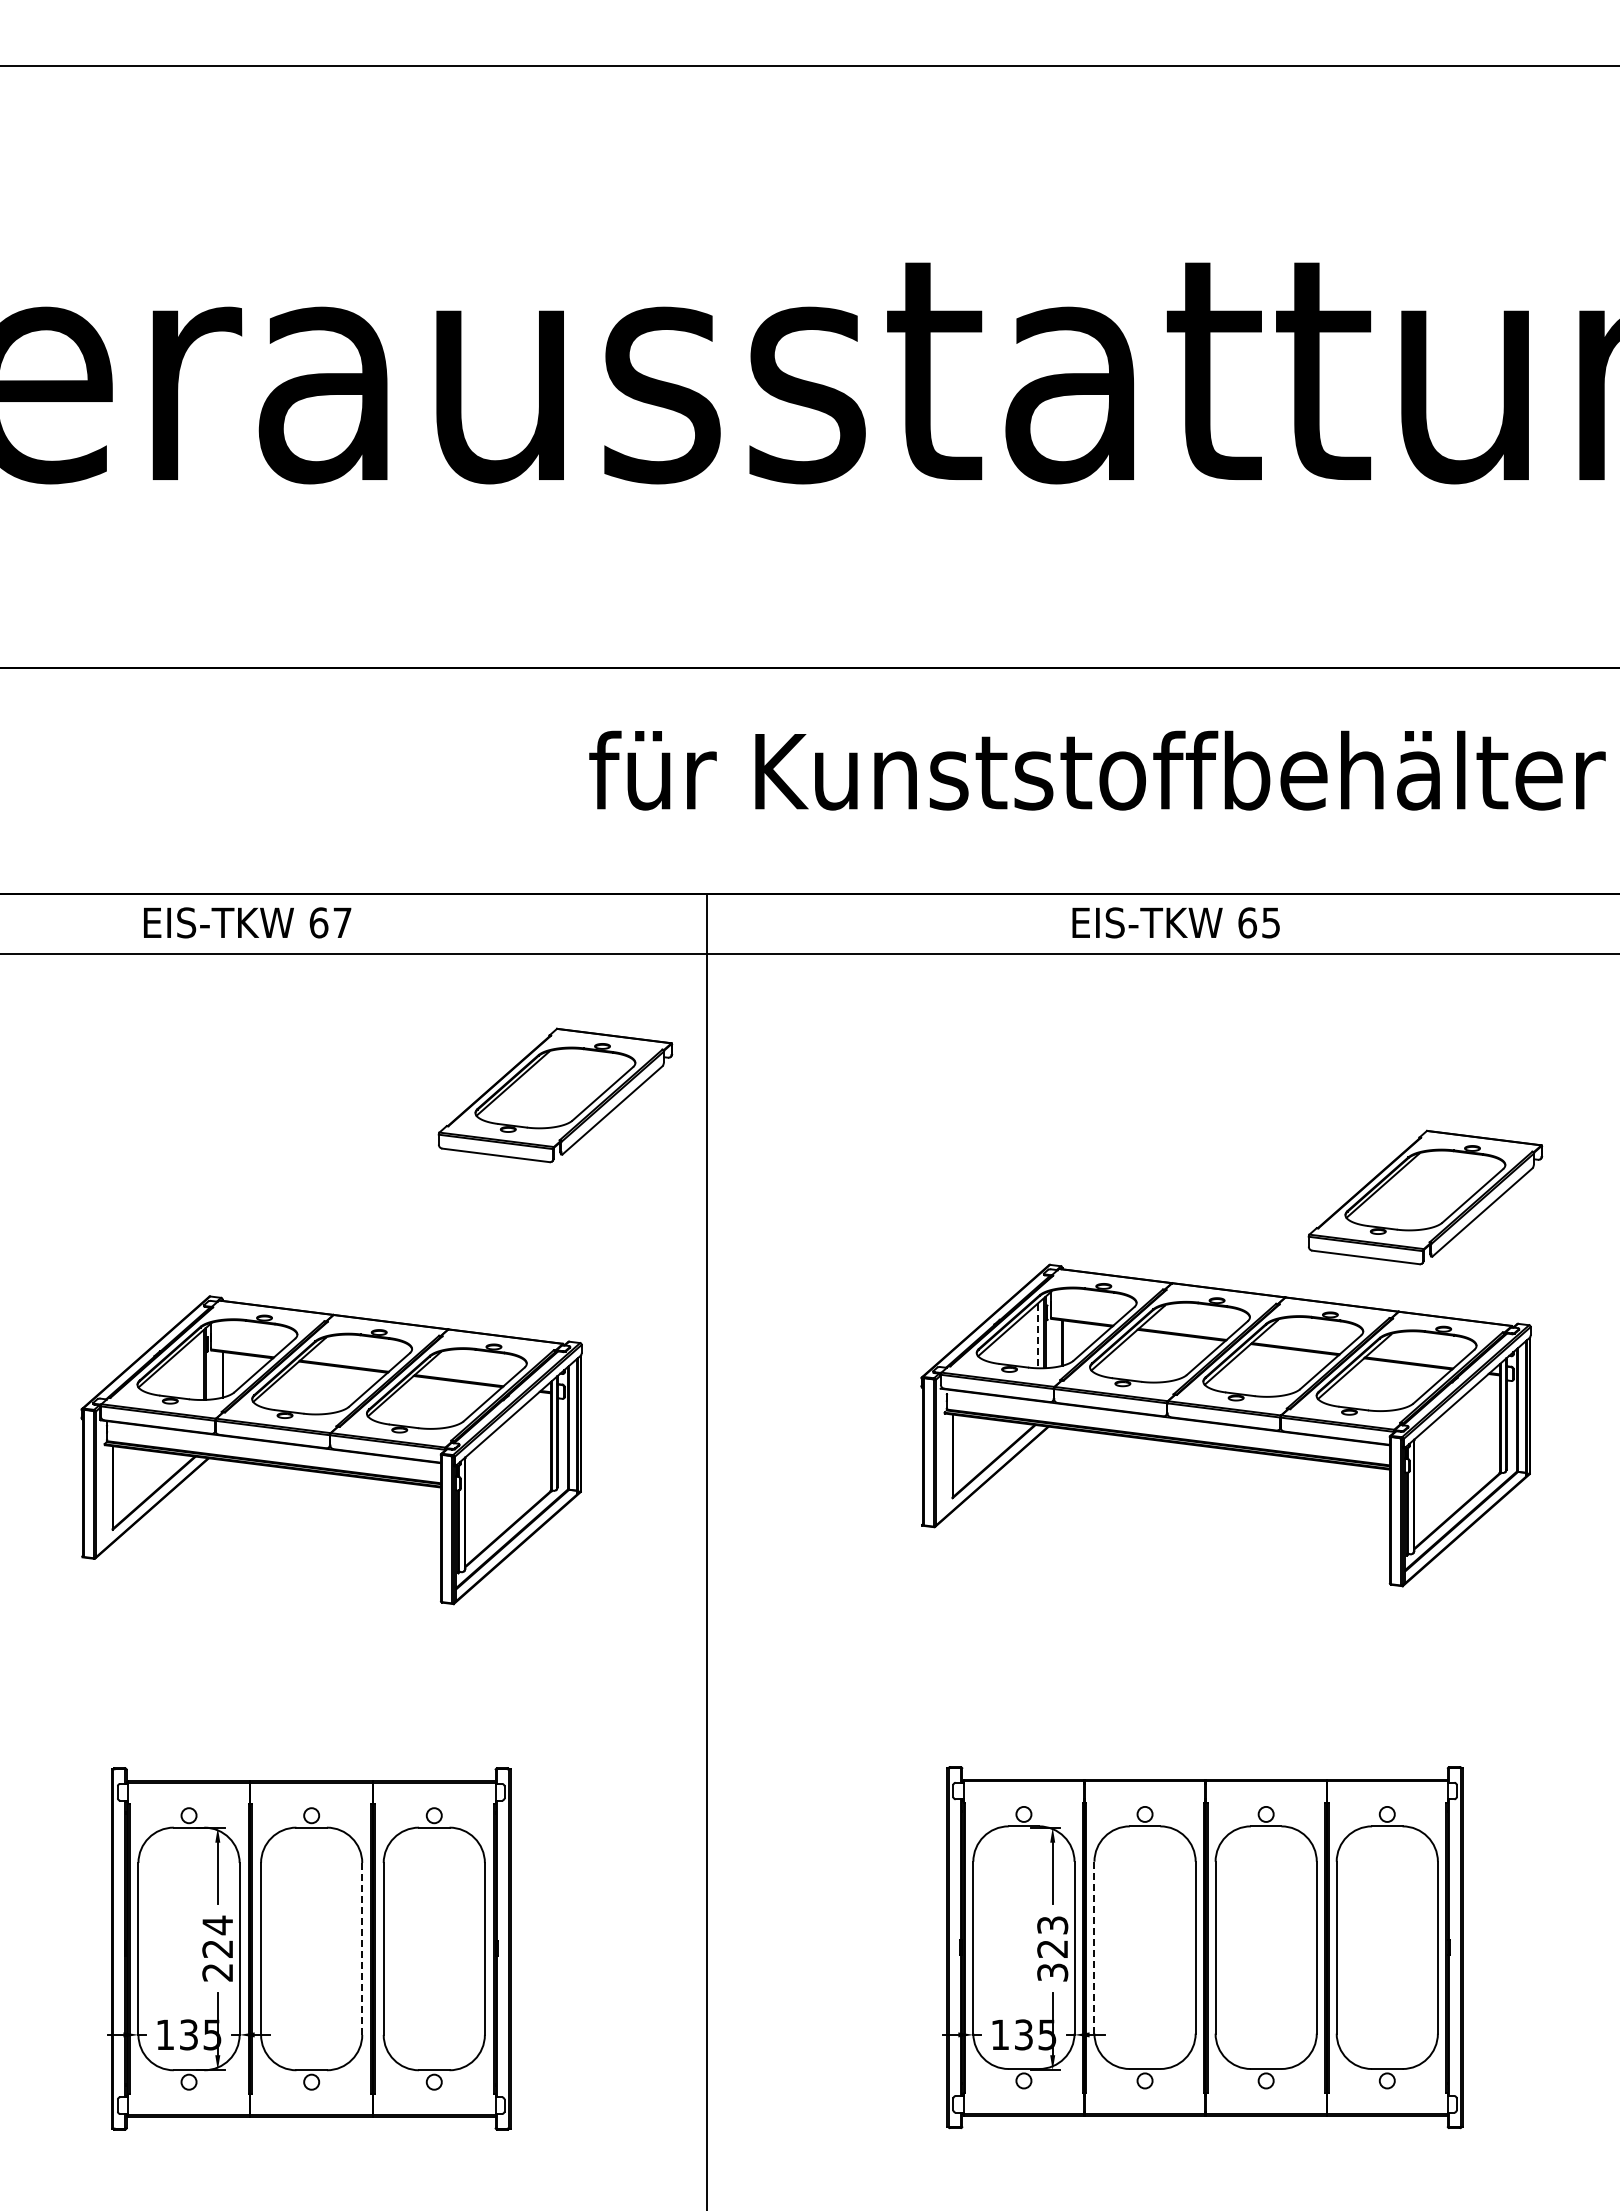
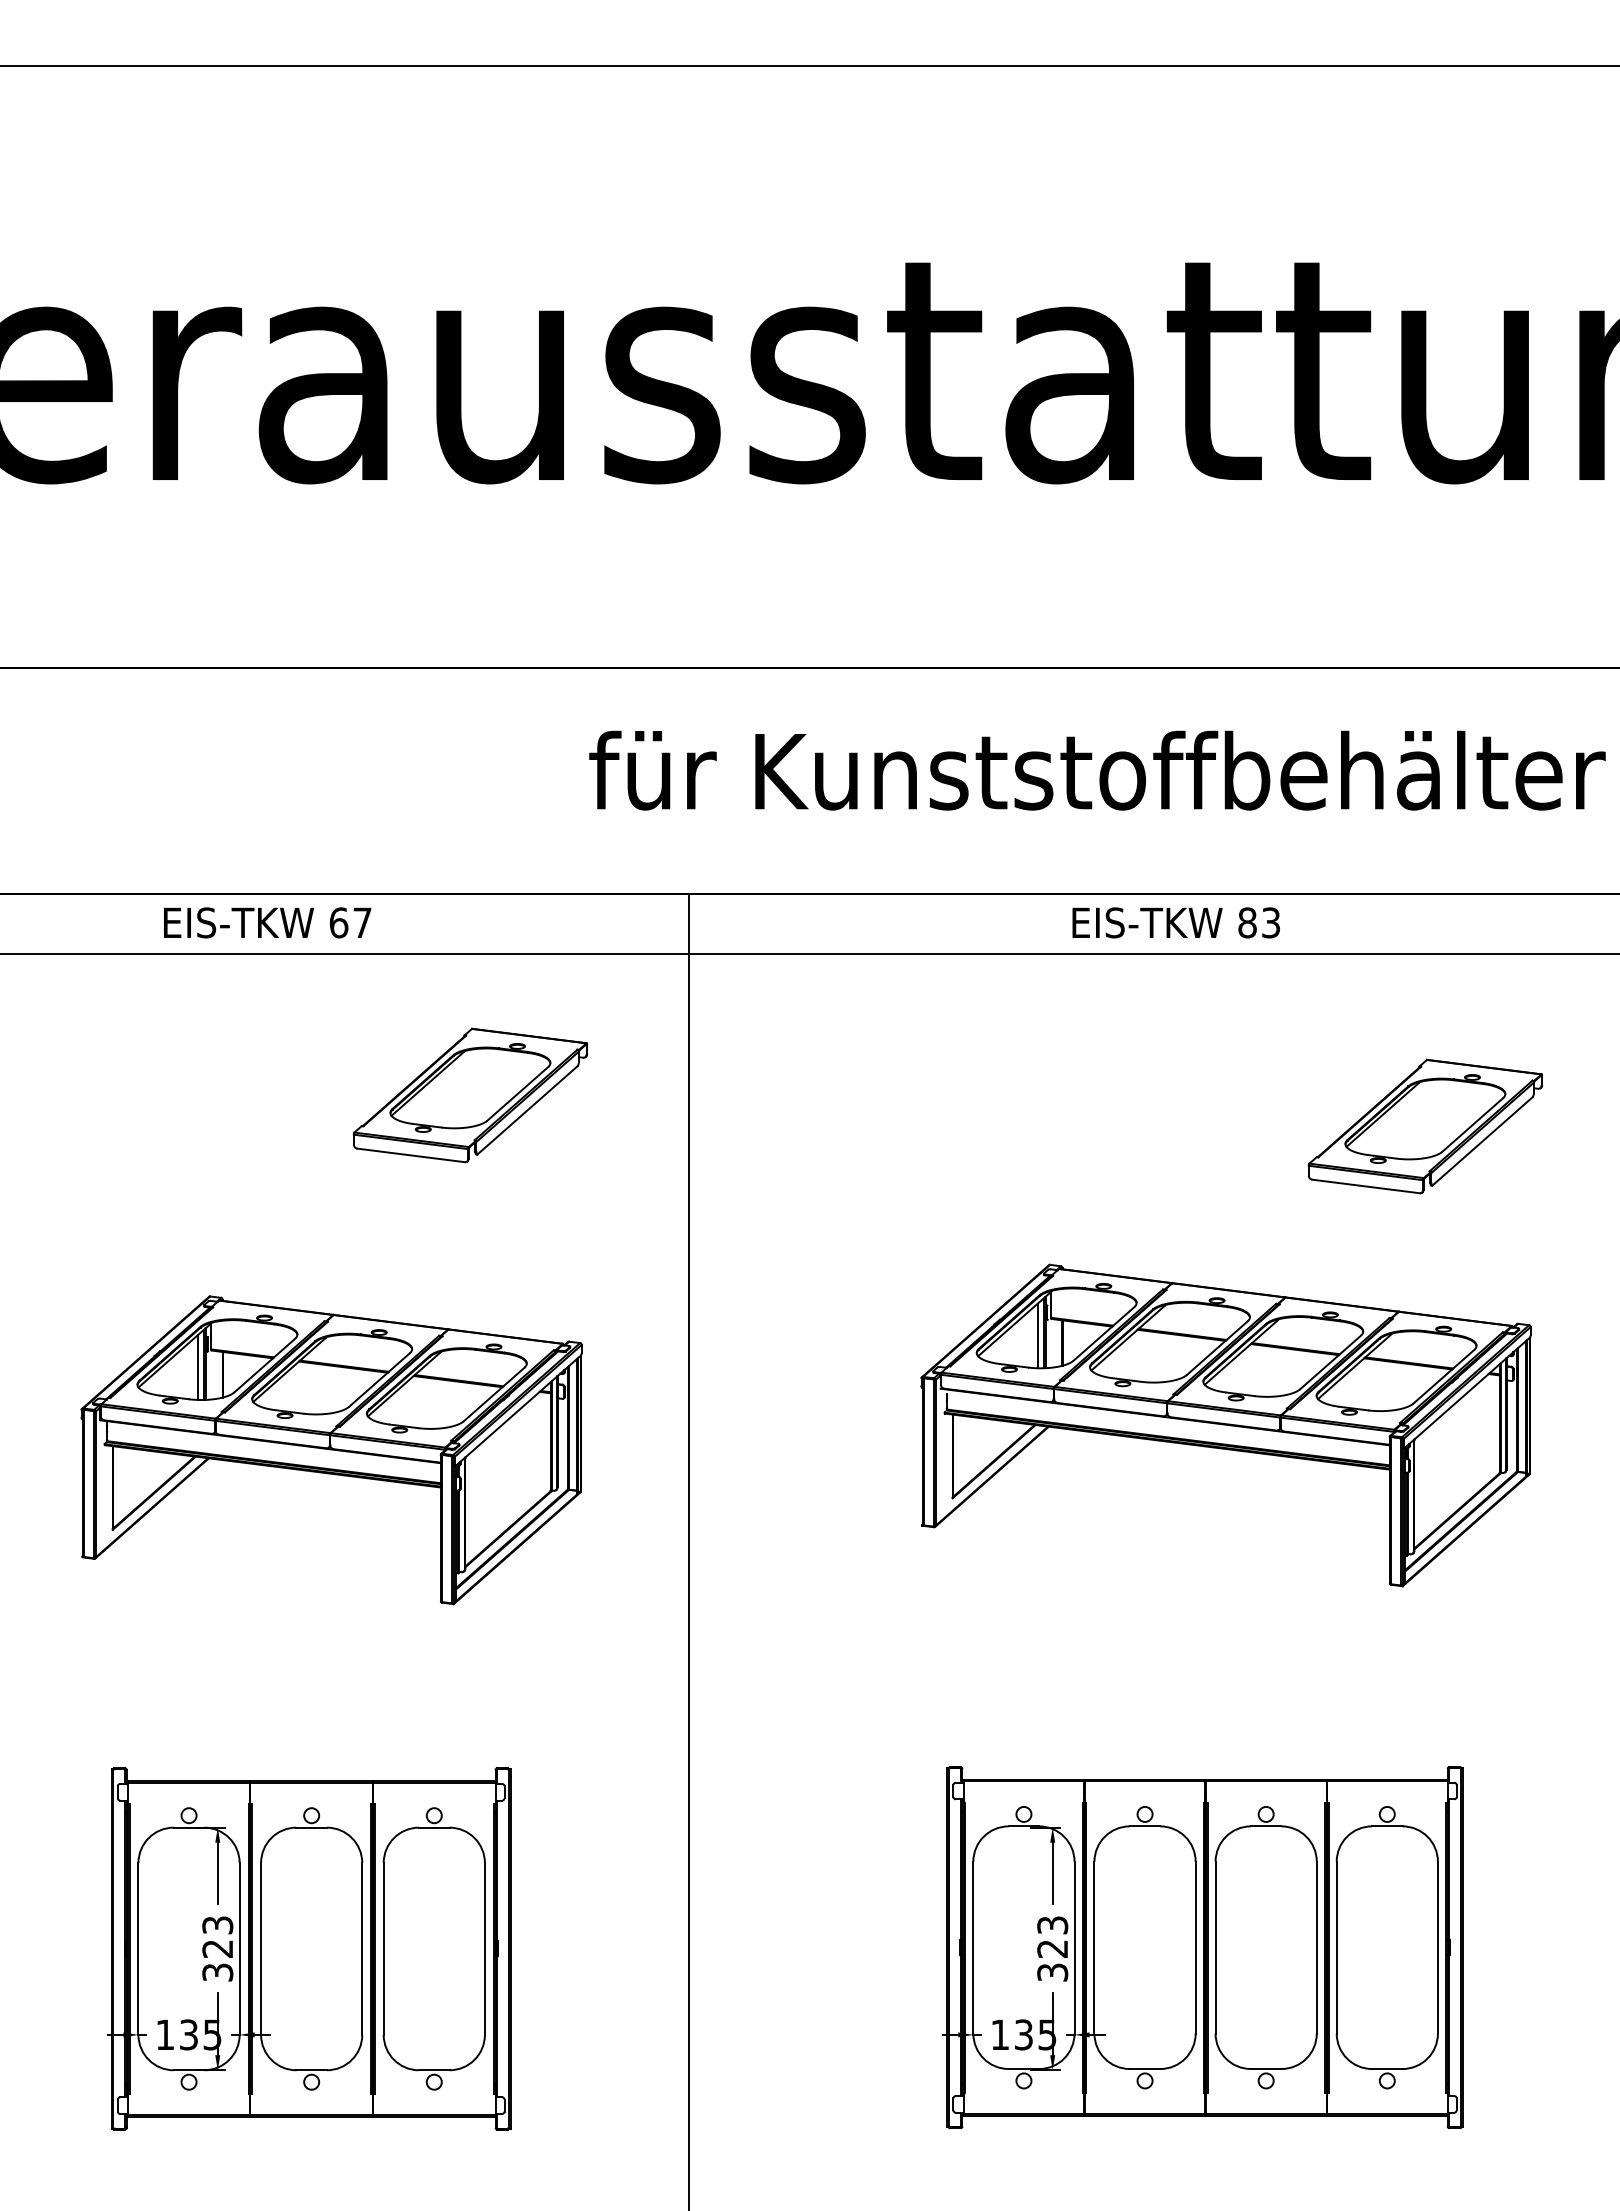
text position: (247, 922) -> (267, 922) (267, 922)
text: 65 -> 83 (1258, 922)
part position: (555, 1095) -> (470, 1095) (470, 1095)
part position: (1425, 1197) -> (1425, 1126) (1425, 1126)
line: dashed -> solid (1037, 1336)
line: none -> present (198, 1367)
line position: (707, 1550) -> (689, 1550) (689, 1550)
line: dashed -> solid (1094, 1947)
text: 224 -> 323 (217, 1948)
line: dashed -> solid (362, 1948)
